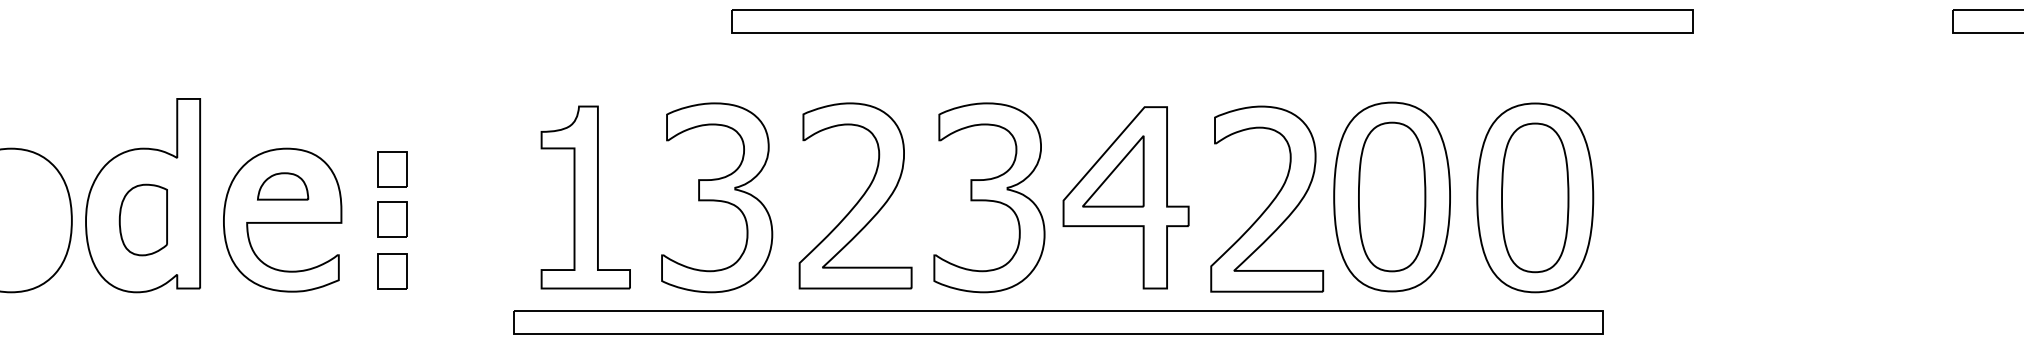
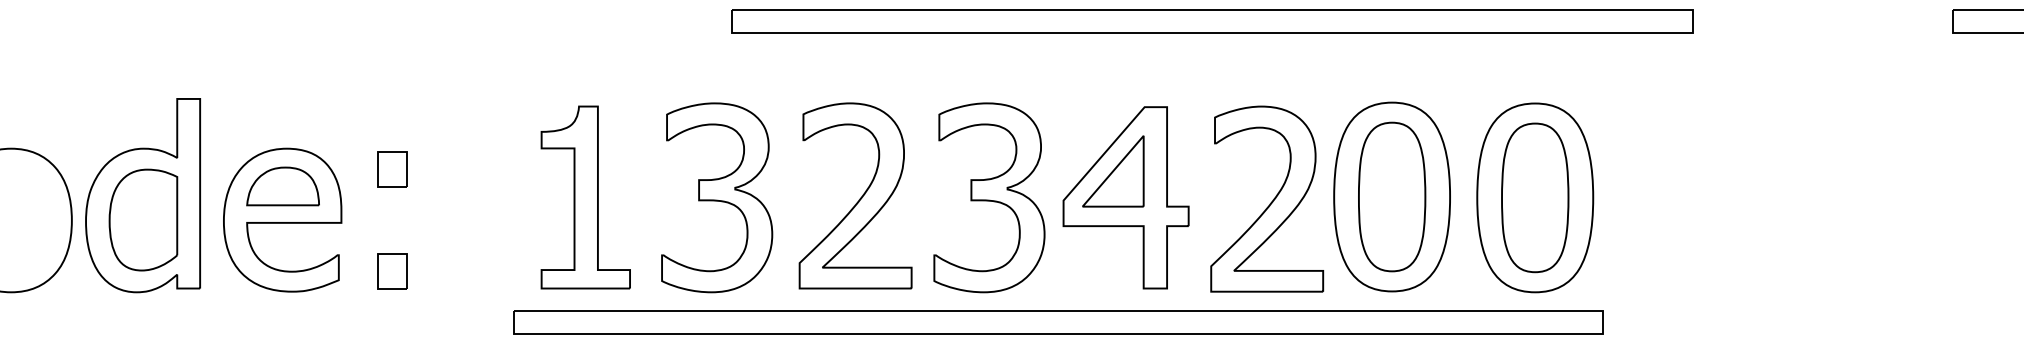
part size: 53x29 px -> 74x41 px (282, 186)
part size: 50x74 px -> 71x104 px (143, 219)
part: present -> none (392, 219)
